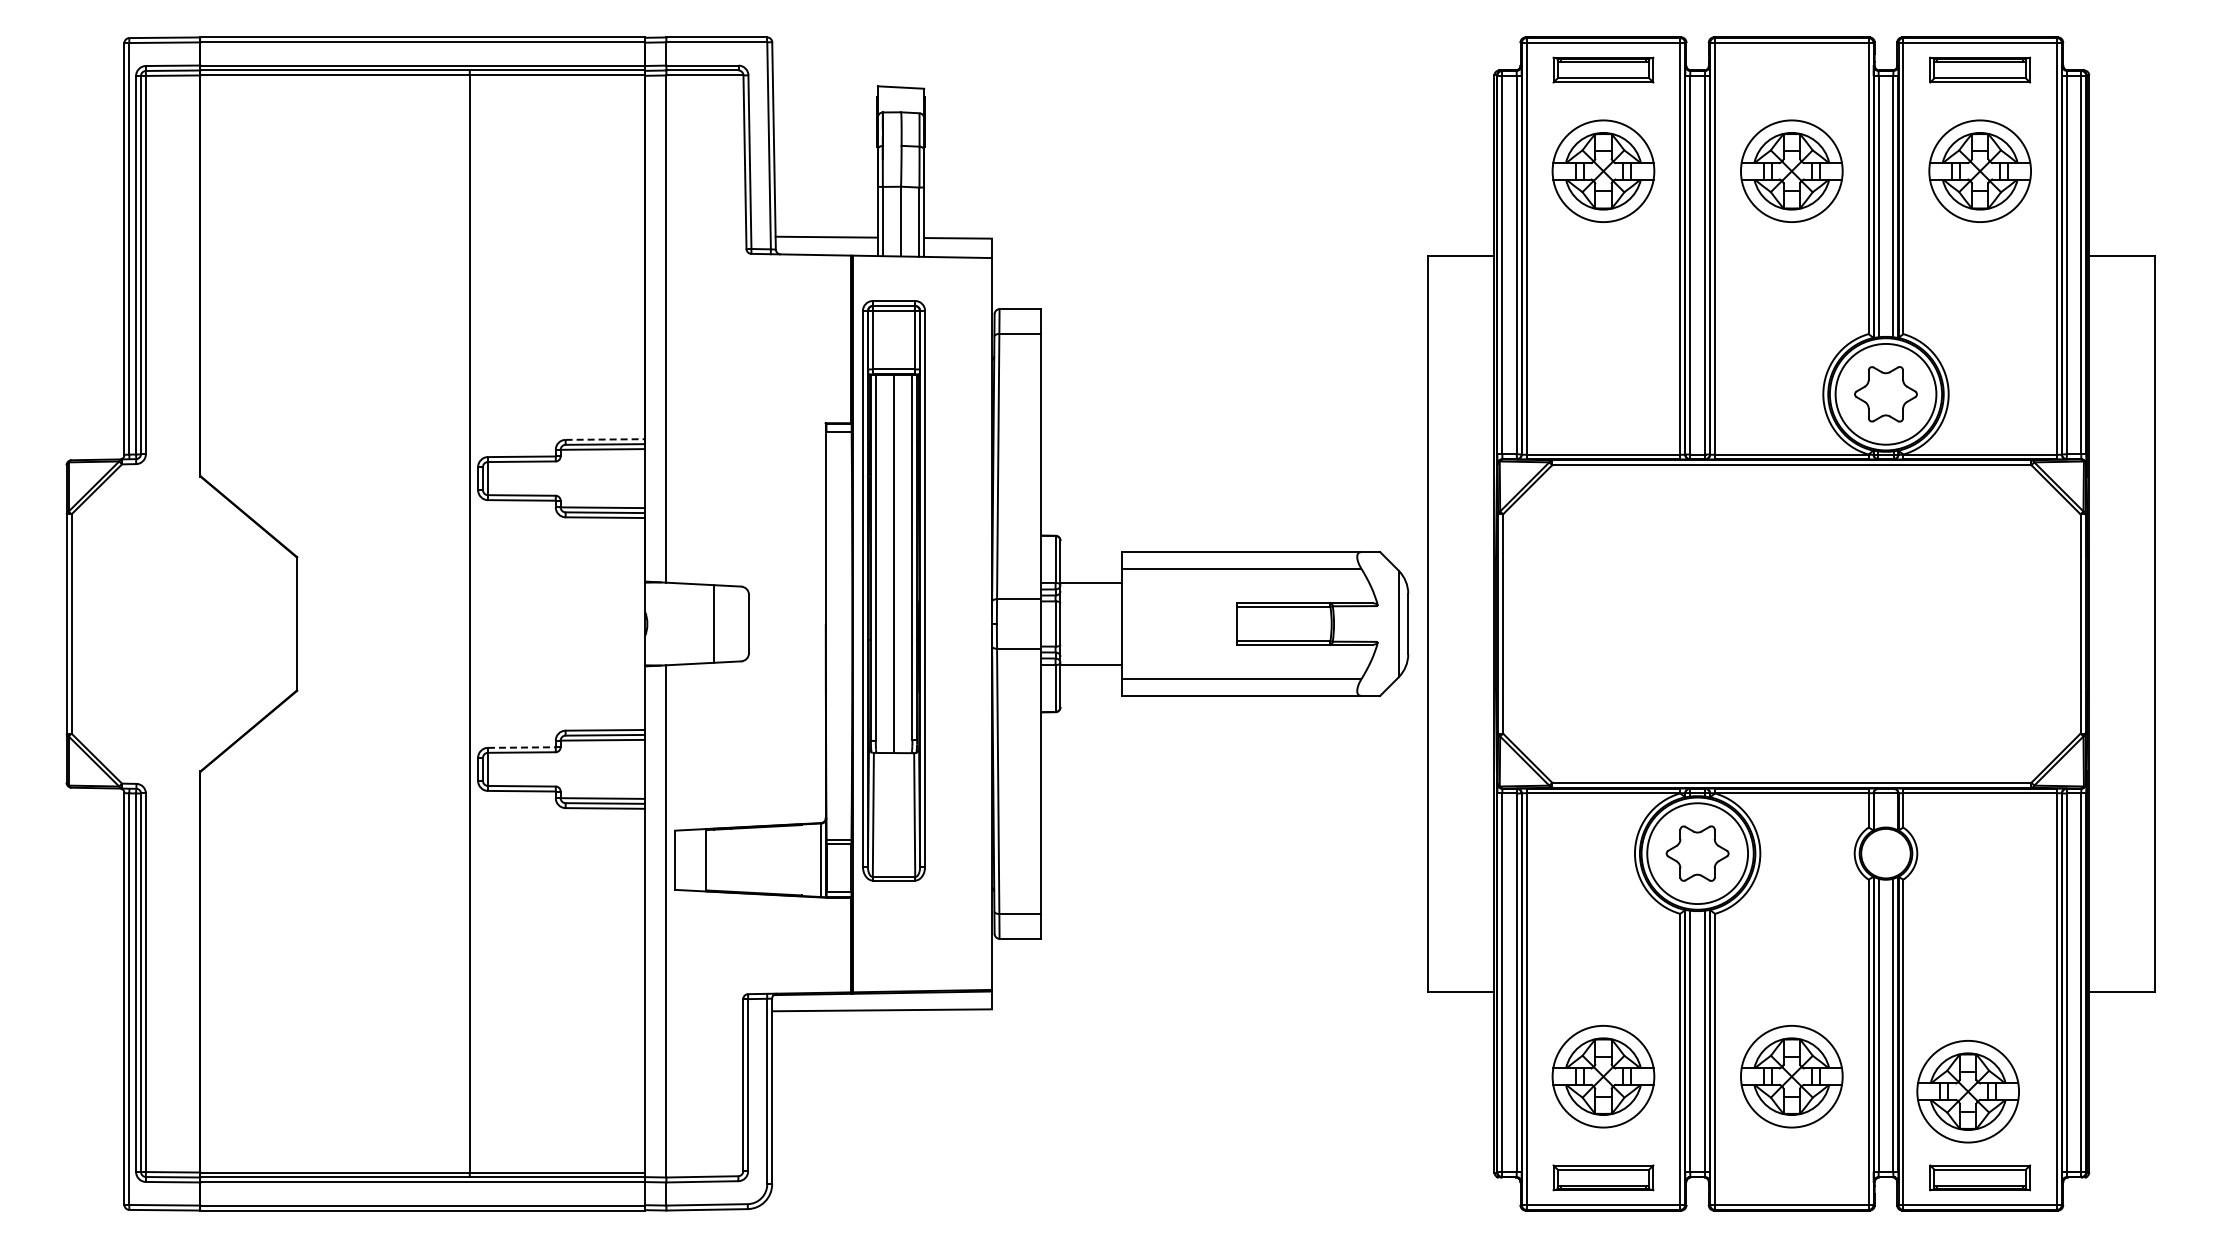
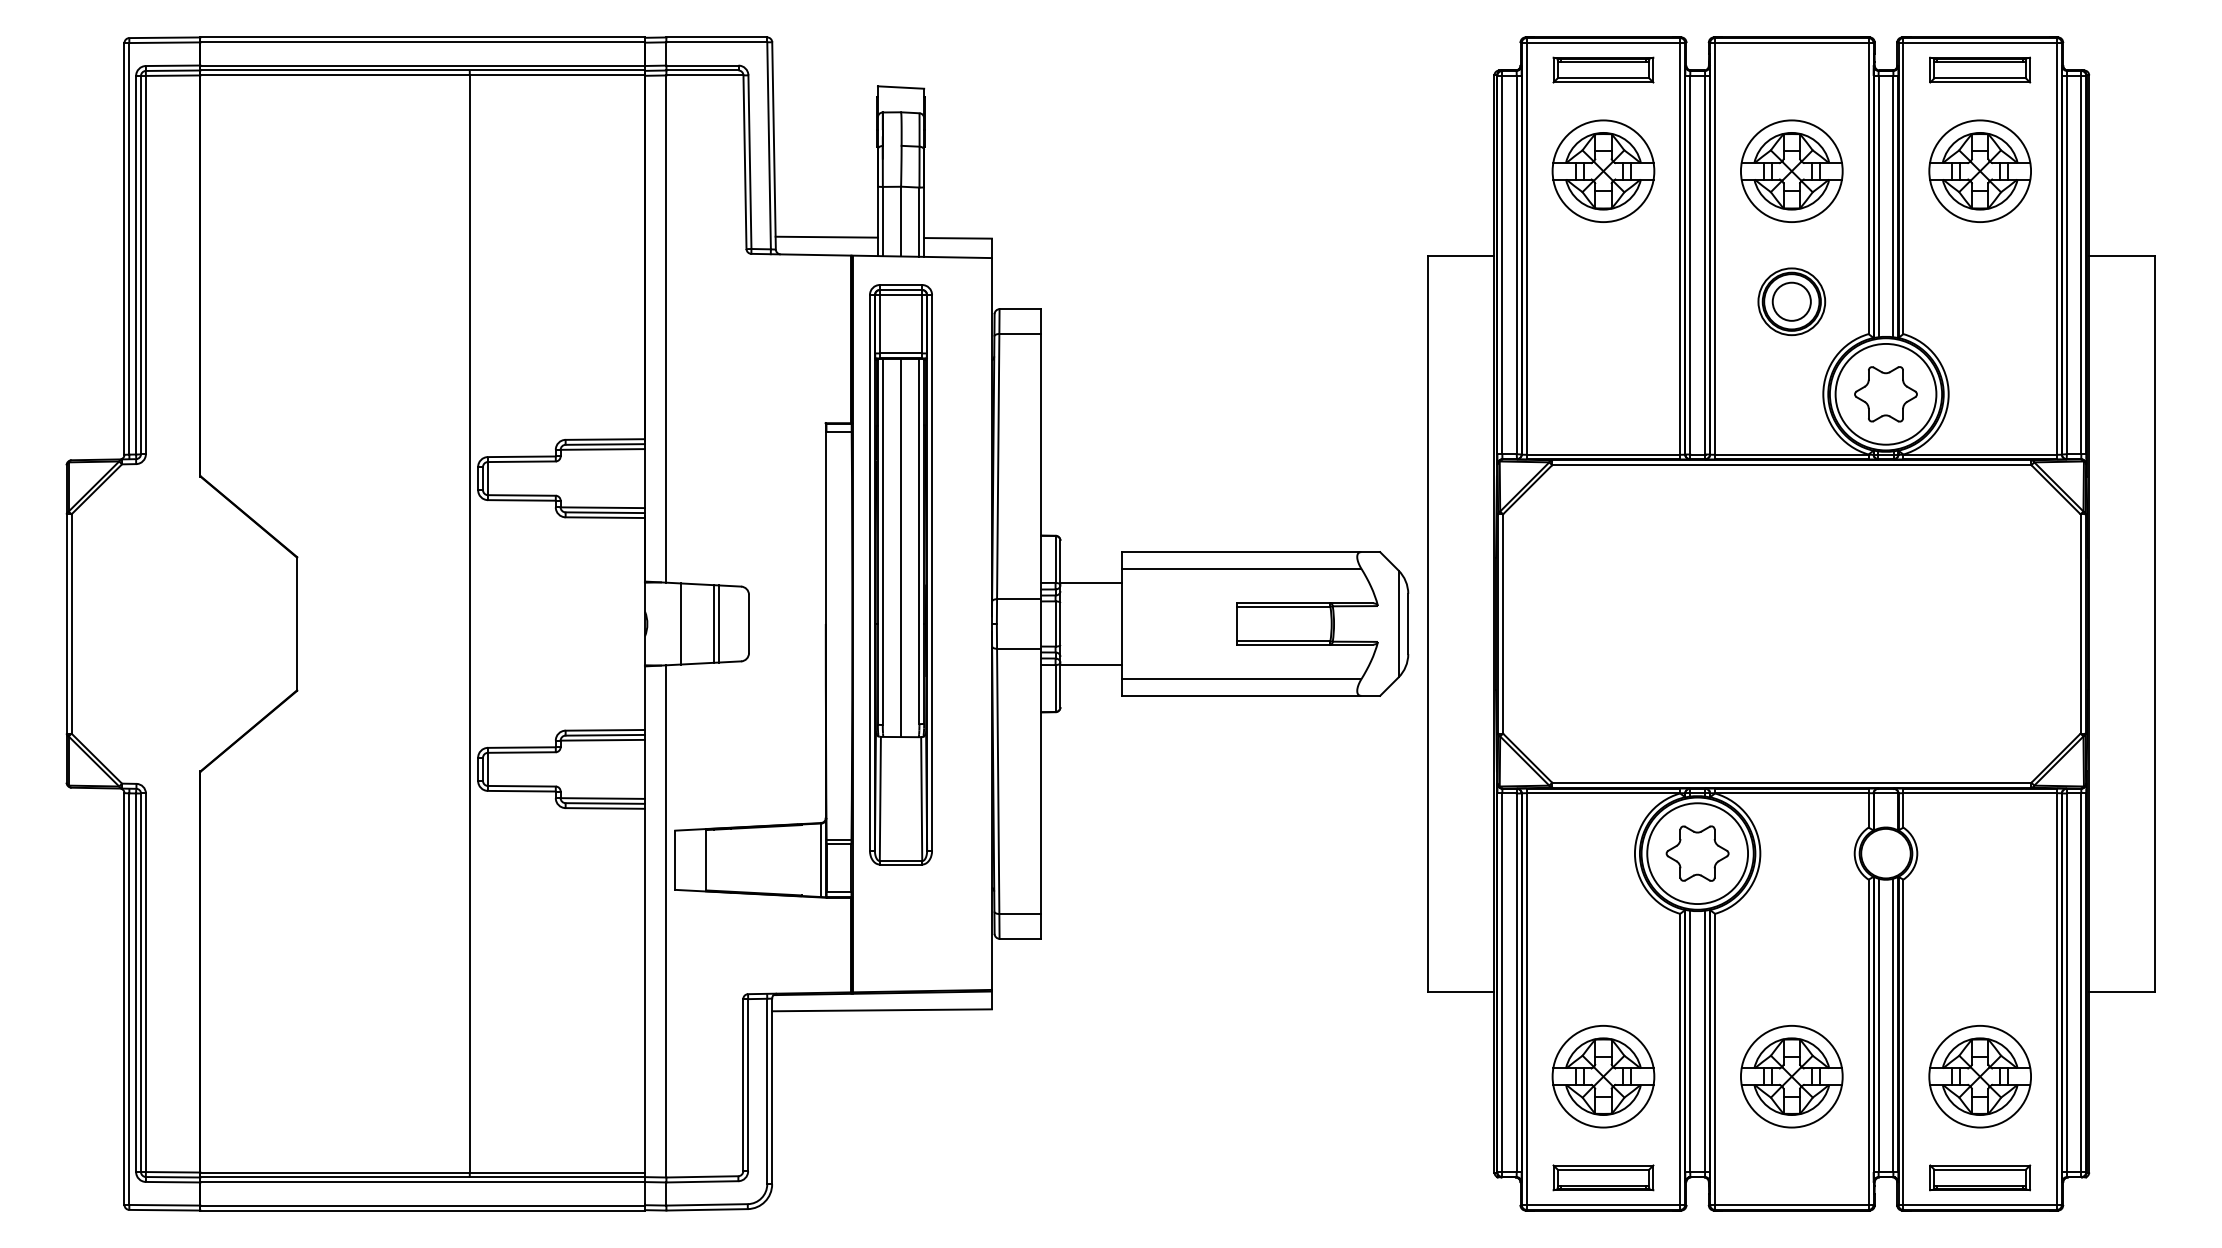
part: none -> present (1791, 301)
line: dashed -> solid (605, 439)
part position: (893, 590) -> (900, 574) (900, 574)
line: none -> present (681, 623)
line: none -> present (719, 623)
line: dashed -> solid (521, 747)
part position: (1967, 1091) -> (1979, 1076) (1979, 1076)
